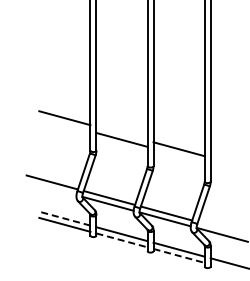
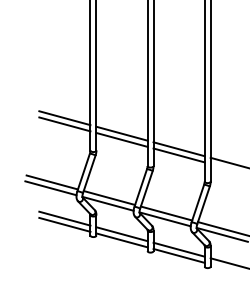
line: none -> present (64, 124)
line: none -> present (121, 133)
line: none -> present (178, 155)
line: none -> present (228, 162)
line: none -> present (50, 188)
line: dashed -> solid (64, 218)
line: none -> present (221, 228)
line: dashed -> solid (122, 240)
line: dashed -> solid (179, 256)
